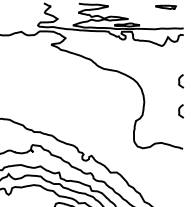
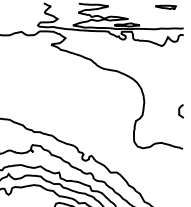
curve: present -> none (180, 81)
